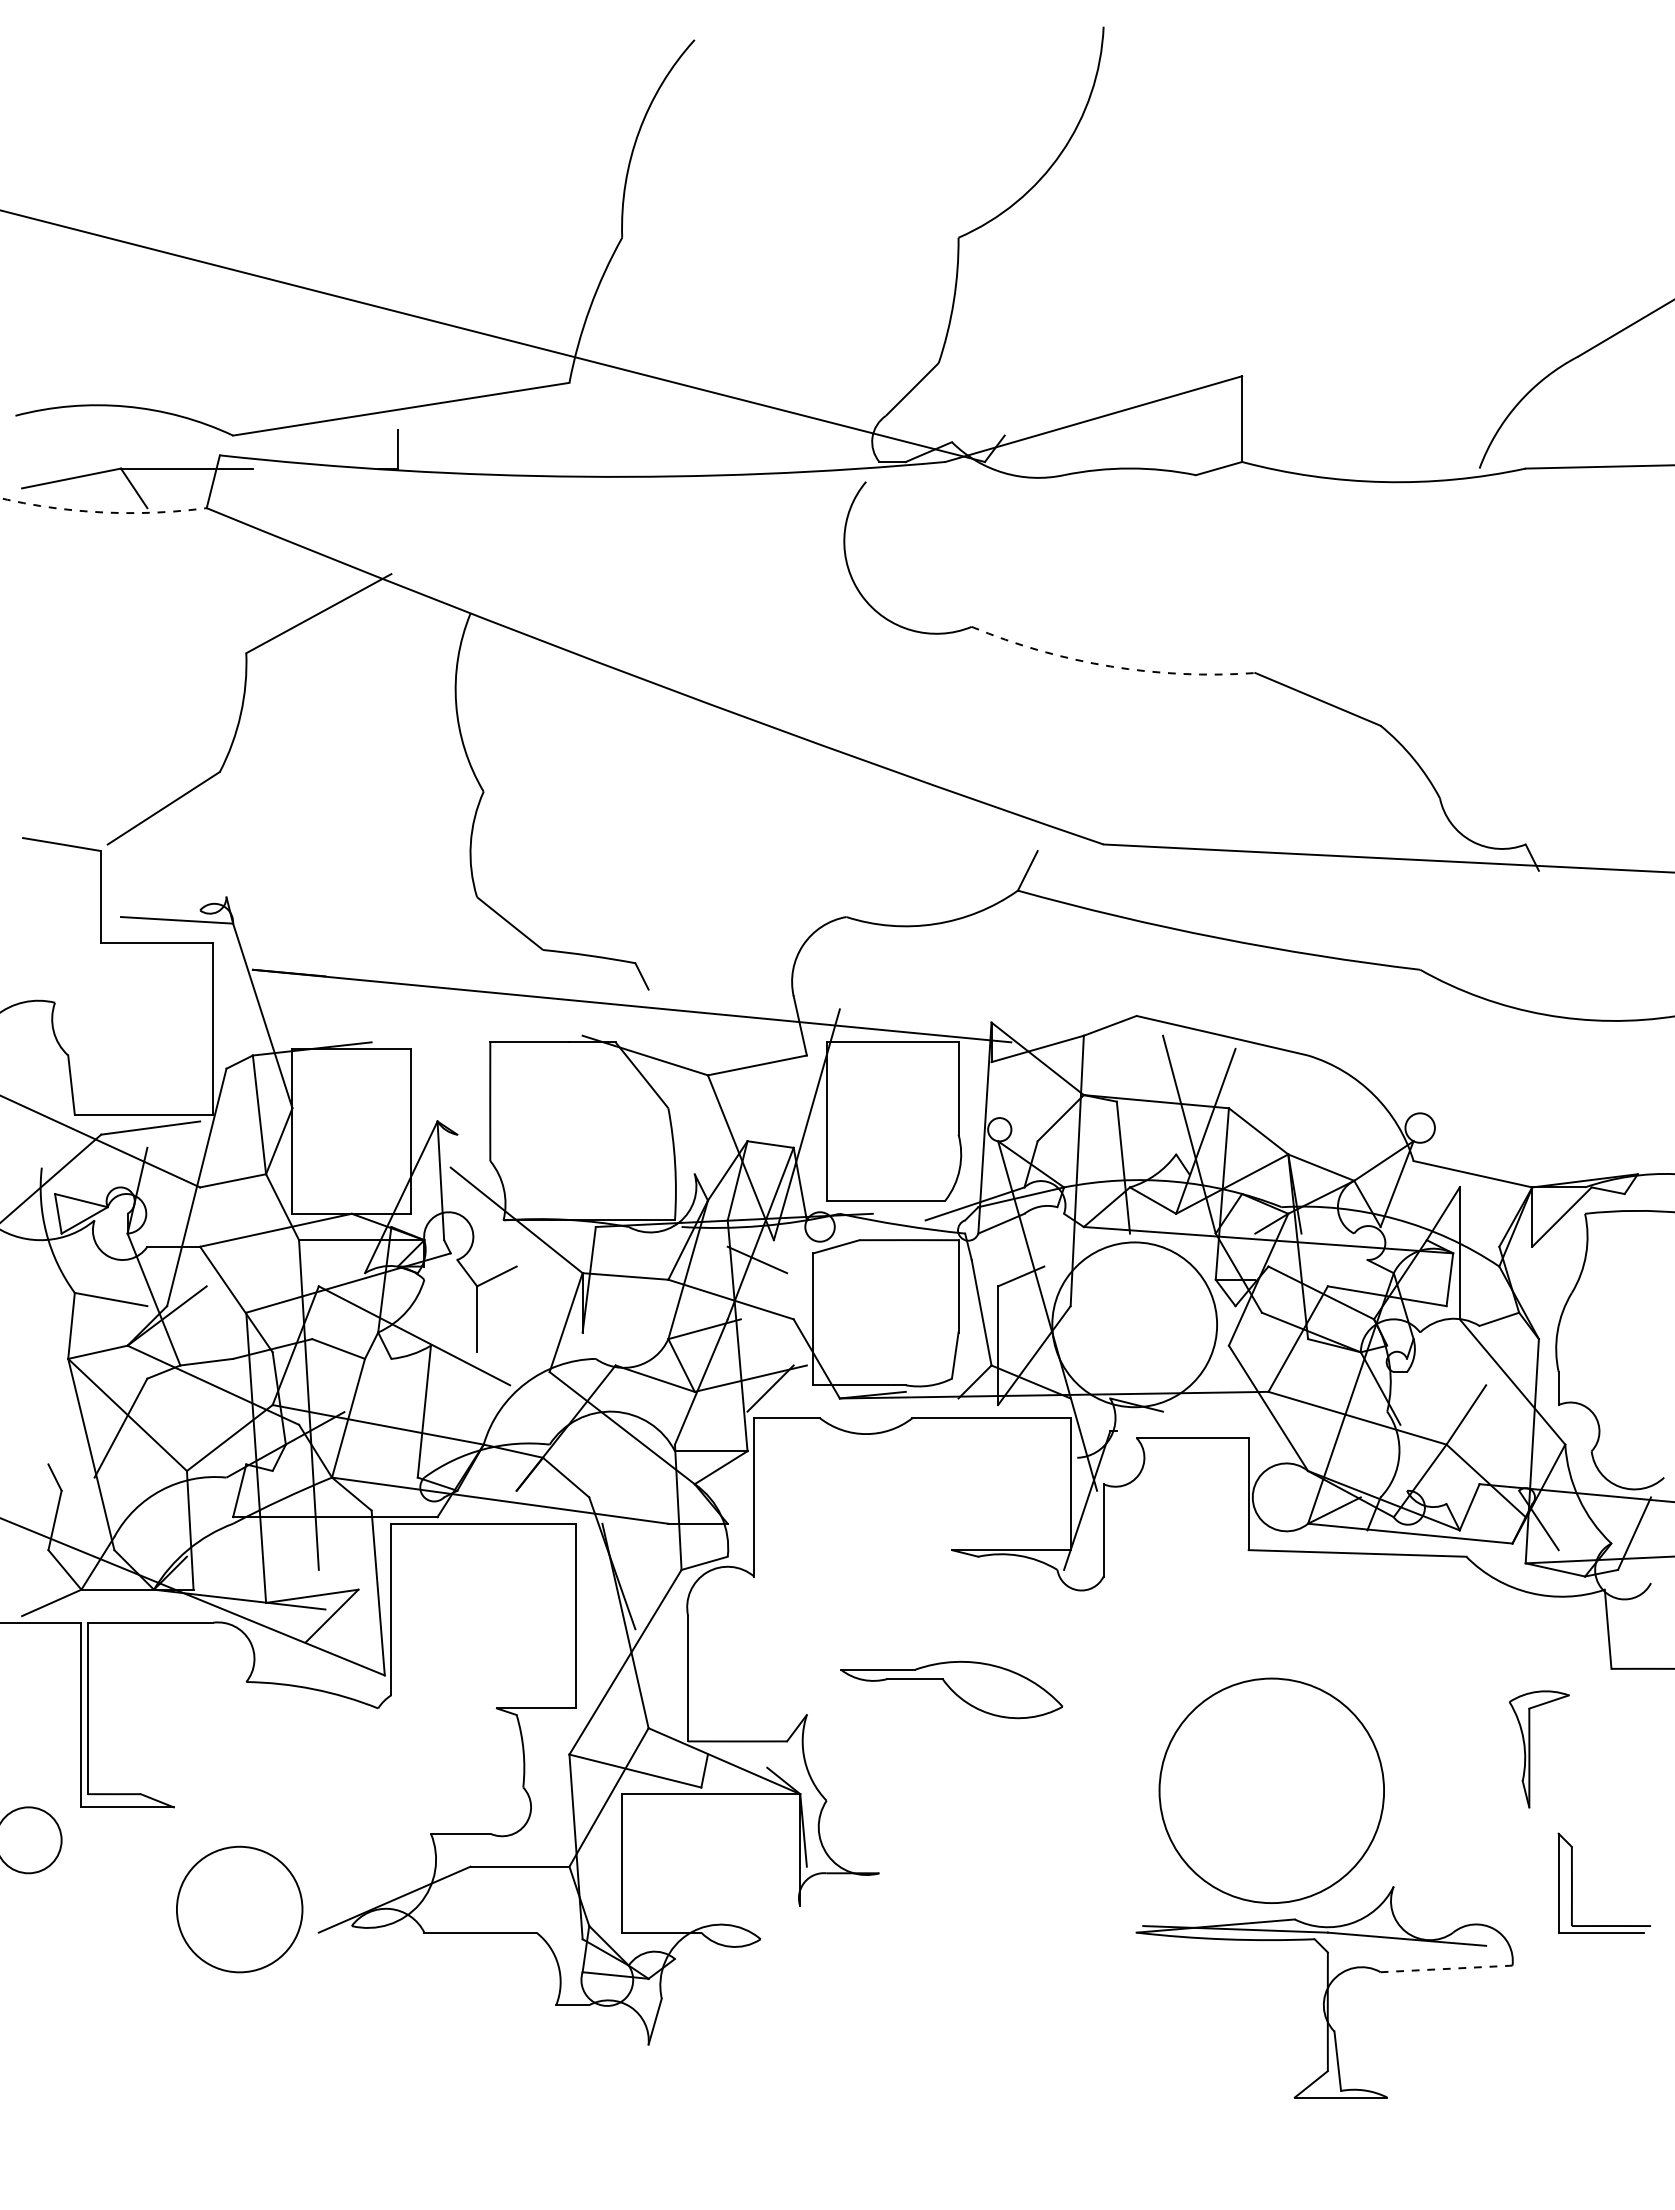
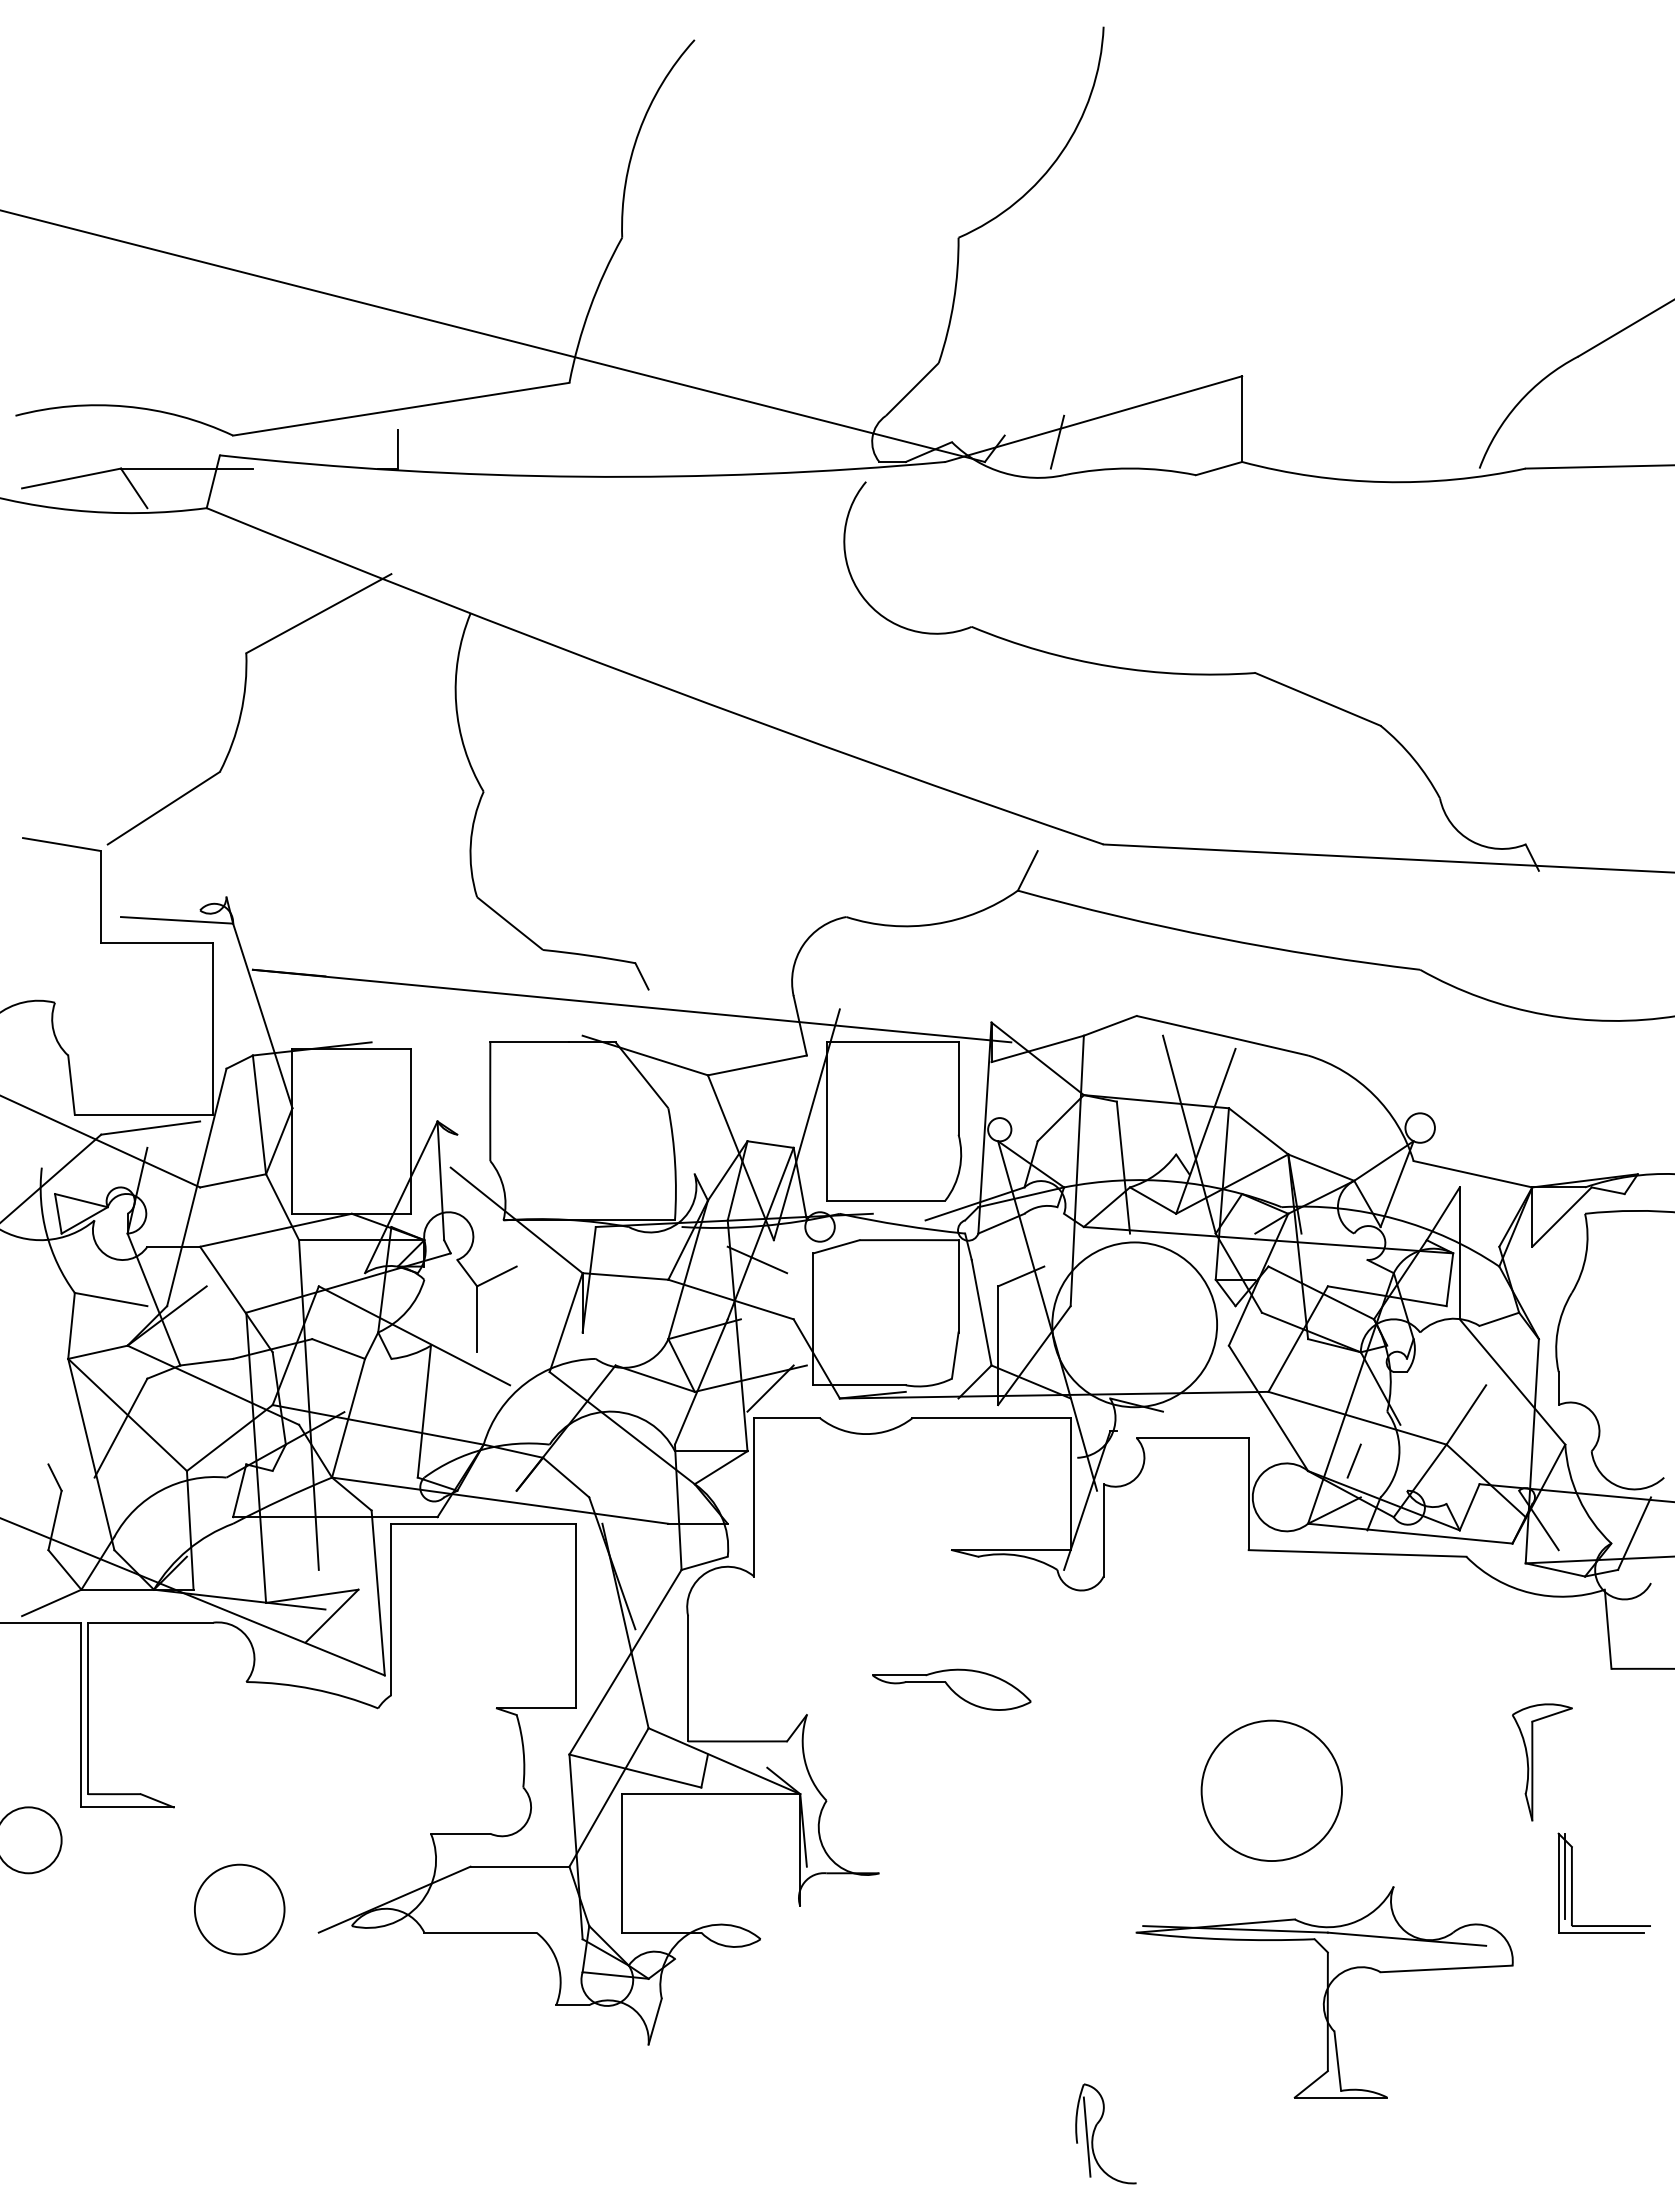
line: none -> present (1057, 441)
arc: dashed -> solid (103, 512)
arc: dashed -> solid (1110, 666)
line: none -> present (1353, 1460)
part size: 224x60 px -> 160x43 px (951, 1689)
part position: (1530, 1749) -> (1533, 1762) (1533, 1762)
circle diameter: 225 px -> 140 px (1271, 1790)
line: none -> present (1565, 1876)
circle diameter: 126 px -> 90 px (239, 1909)
line: dashed -> solid (1447, 1968)
part: none -> present (1095, 2130)
